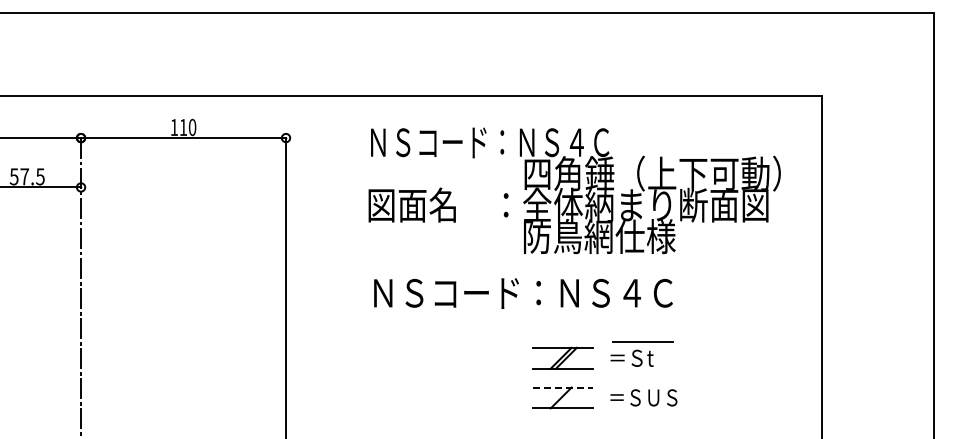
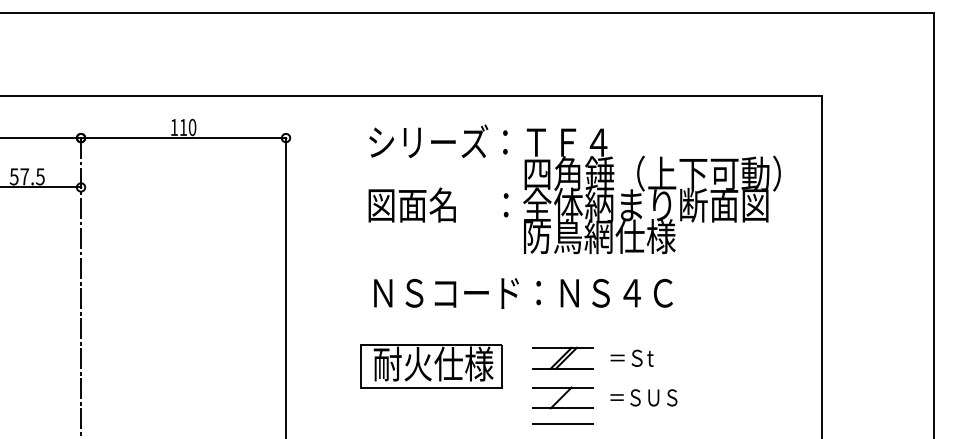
text: ＮＳコード：ＮＳ４Ｃ -> シリーズ：ＴＦ４ (489, 141)
line position: (642, 341) -> (562, 423) (562, 423)
part: none -> present (431, 366)
line: dashed -> solid (563, 387)
